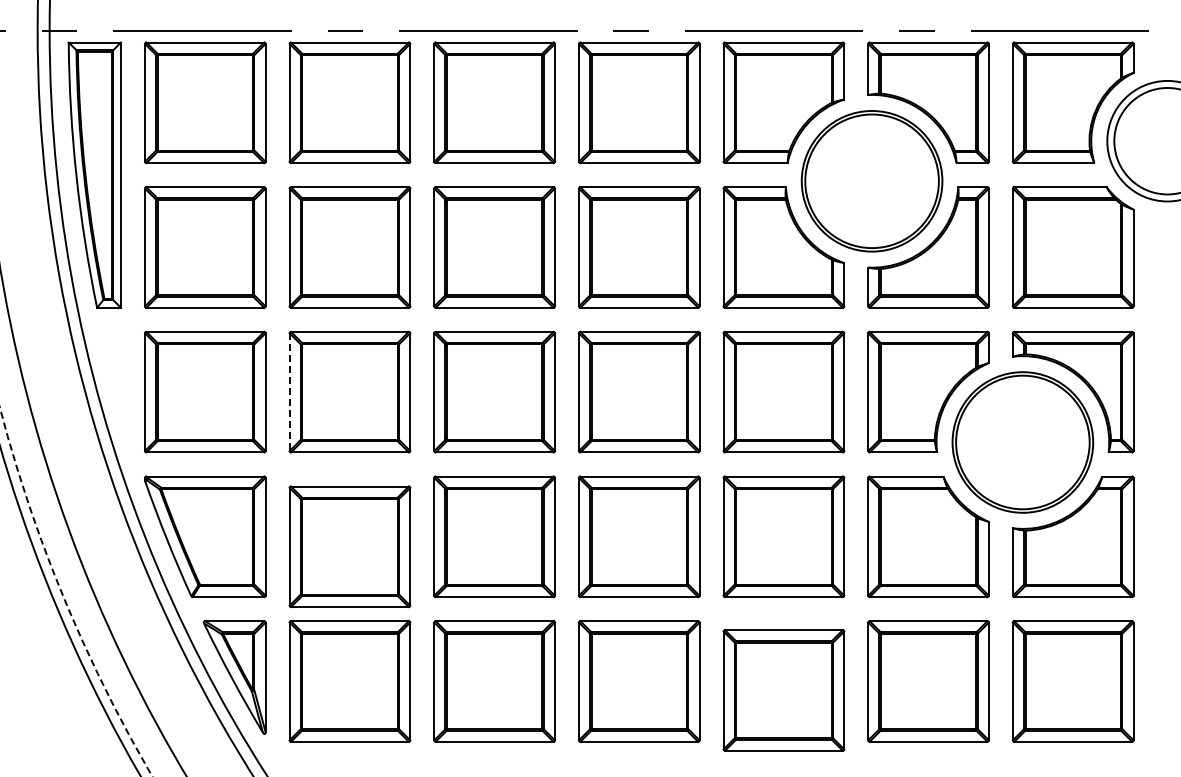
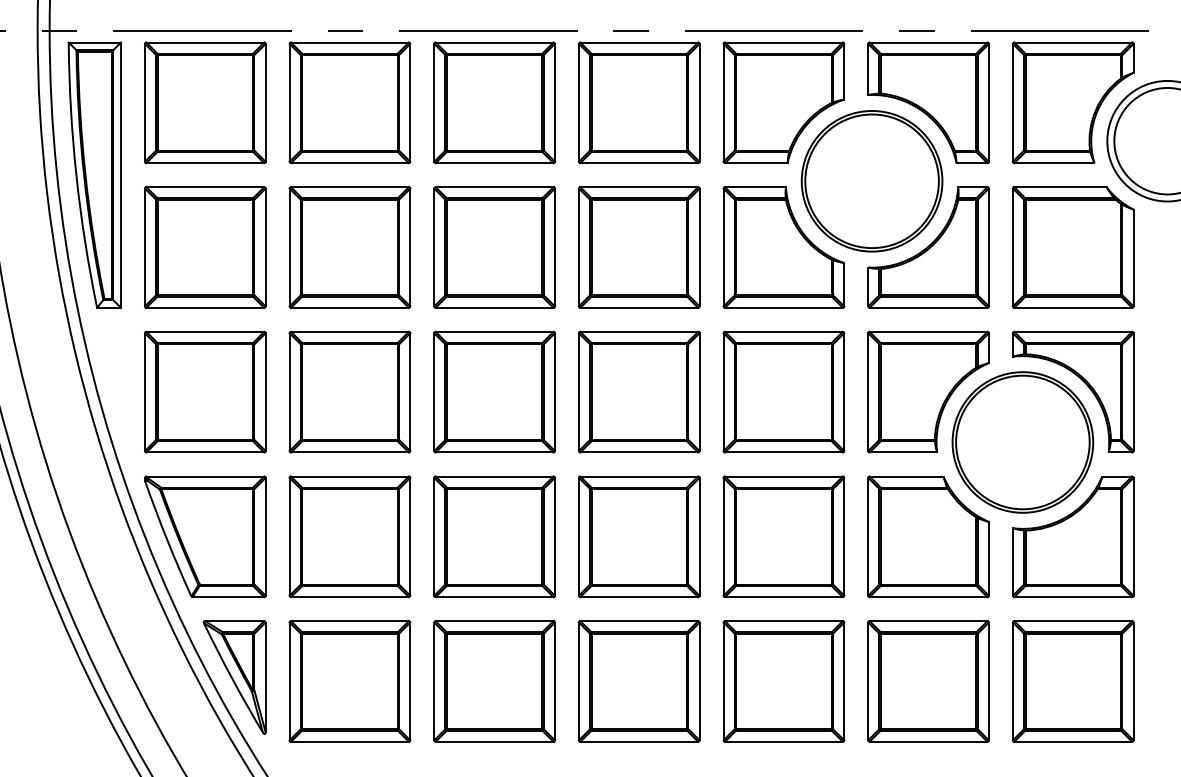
line: dashed -> solid (289, 392)
part position: (349, 546) -> (349, 536) (349, 536)
circle: dashed -> solid (76, 592)
part position: (783, 690) -> (783, 681) (783, 681)
